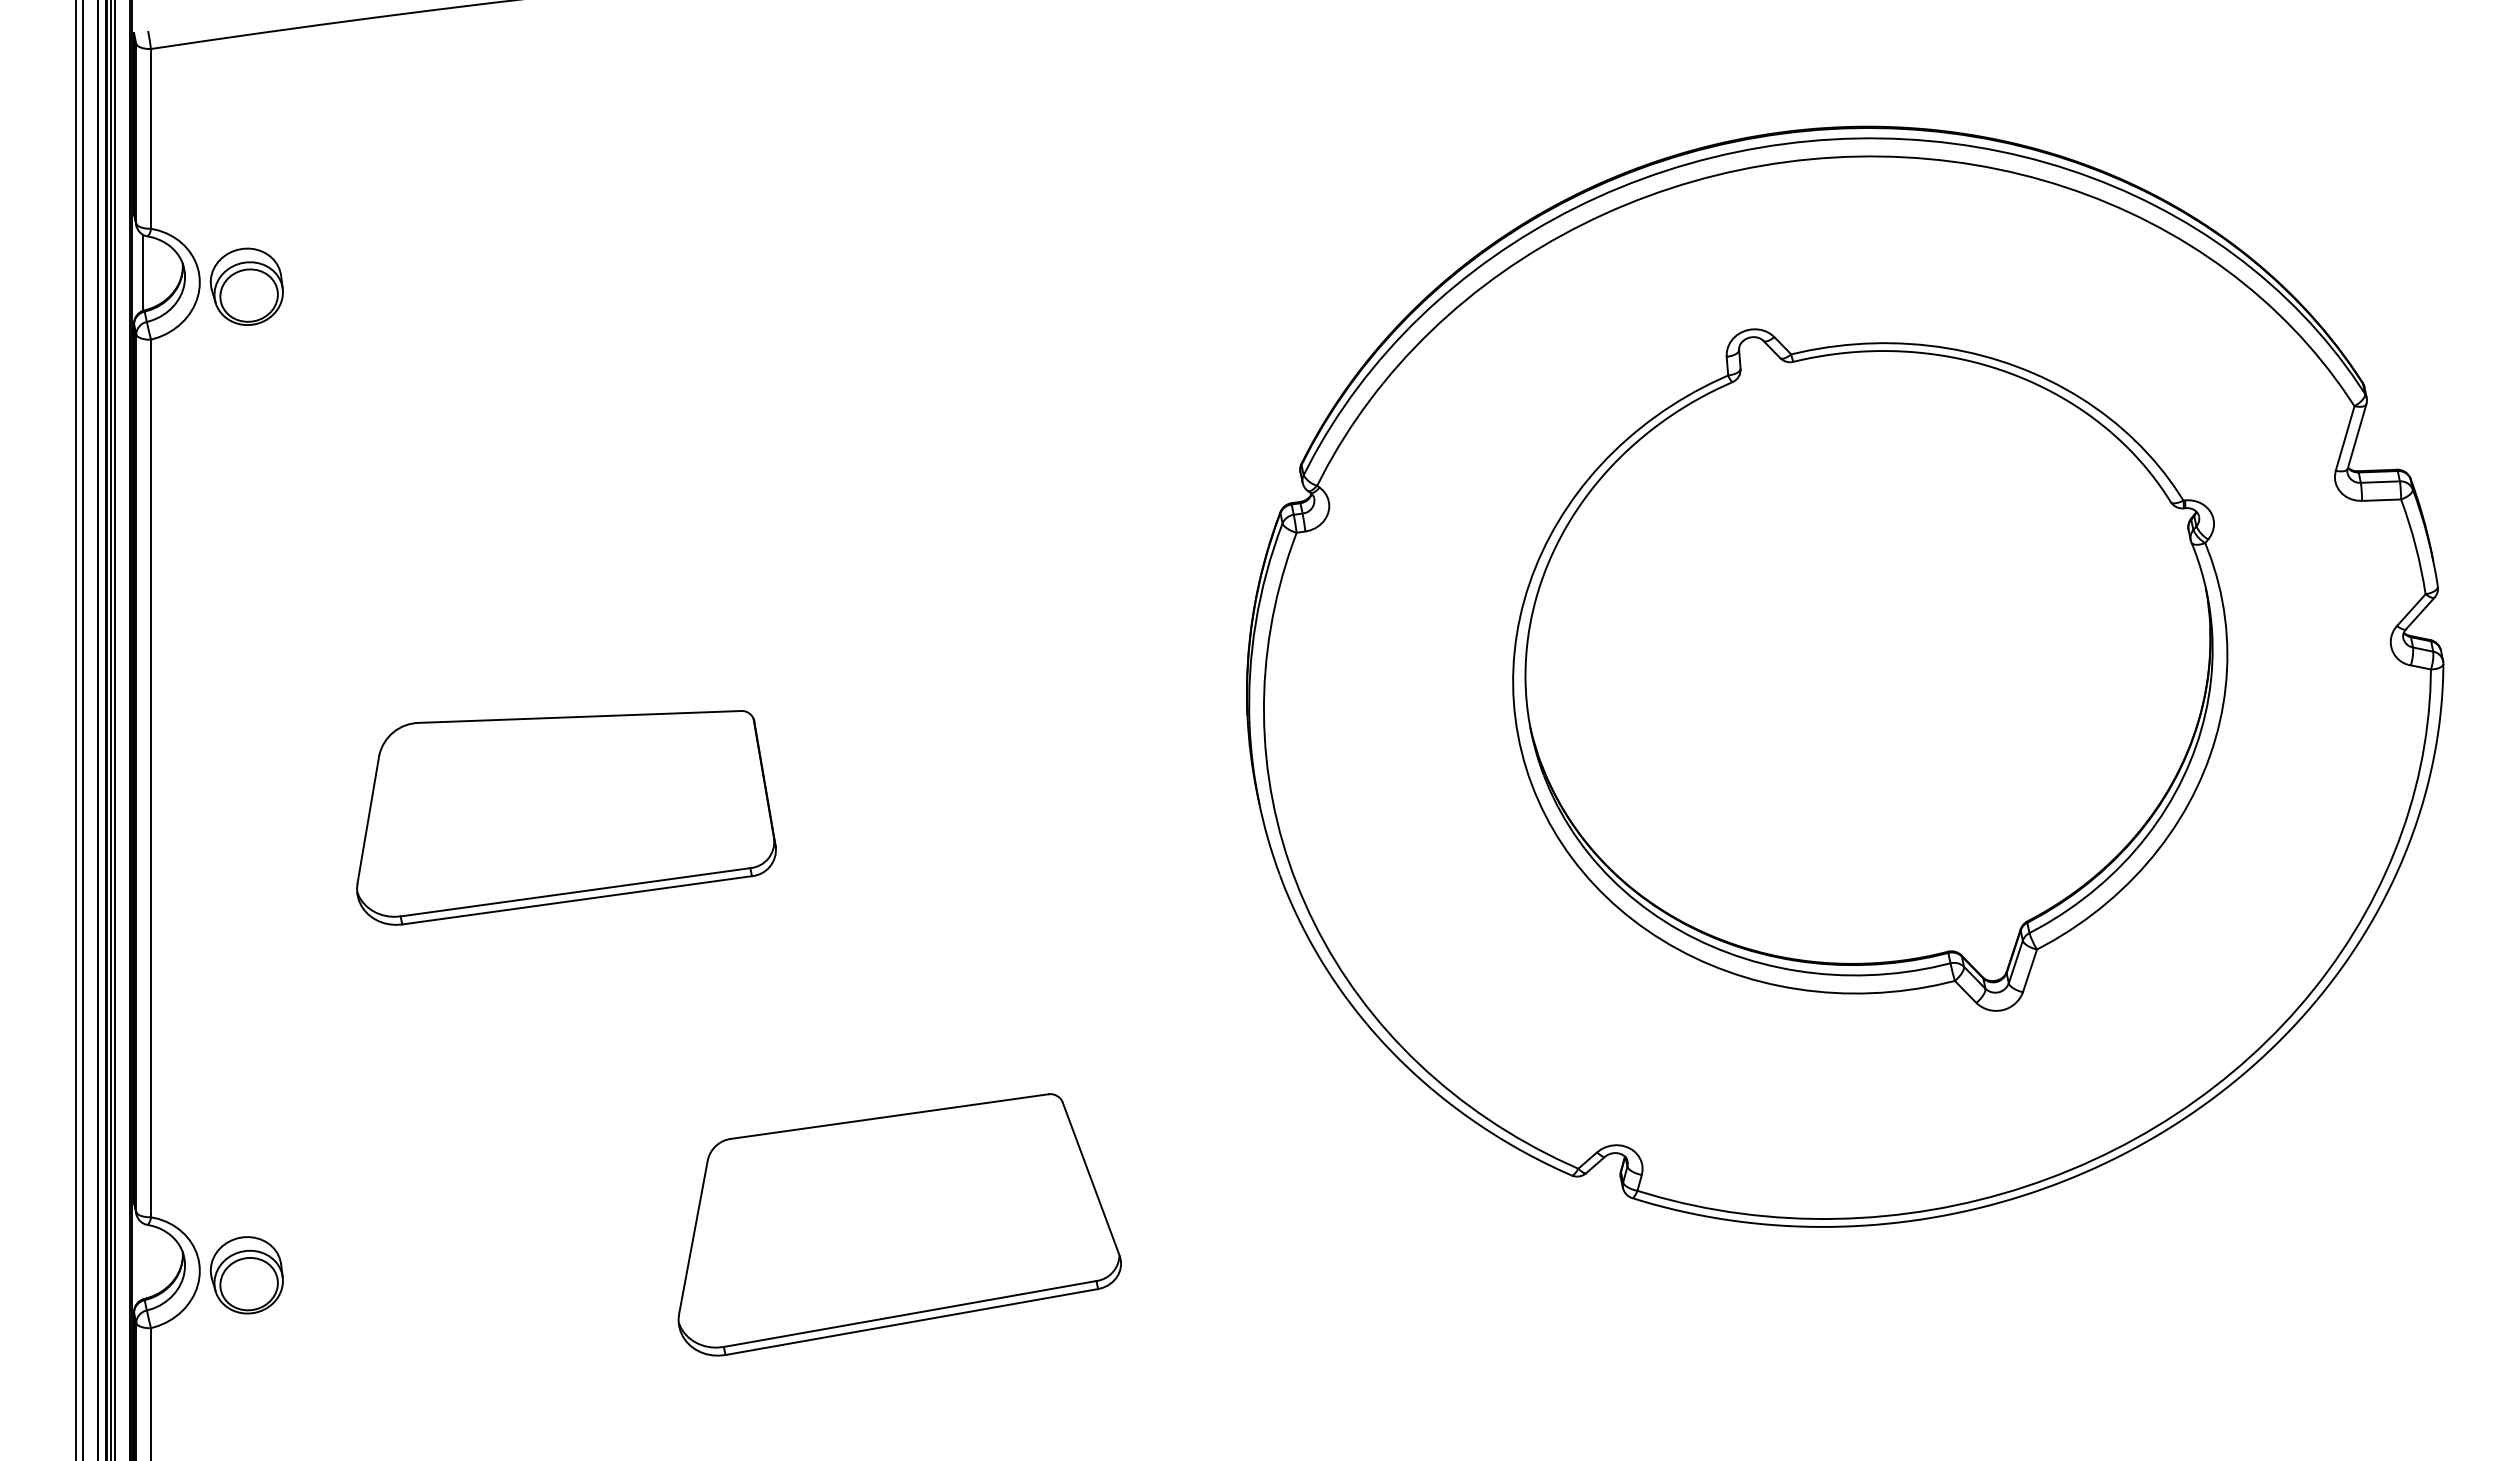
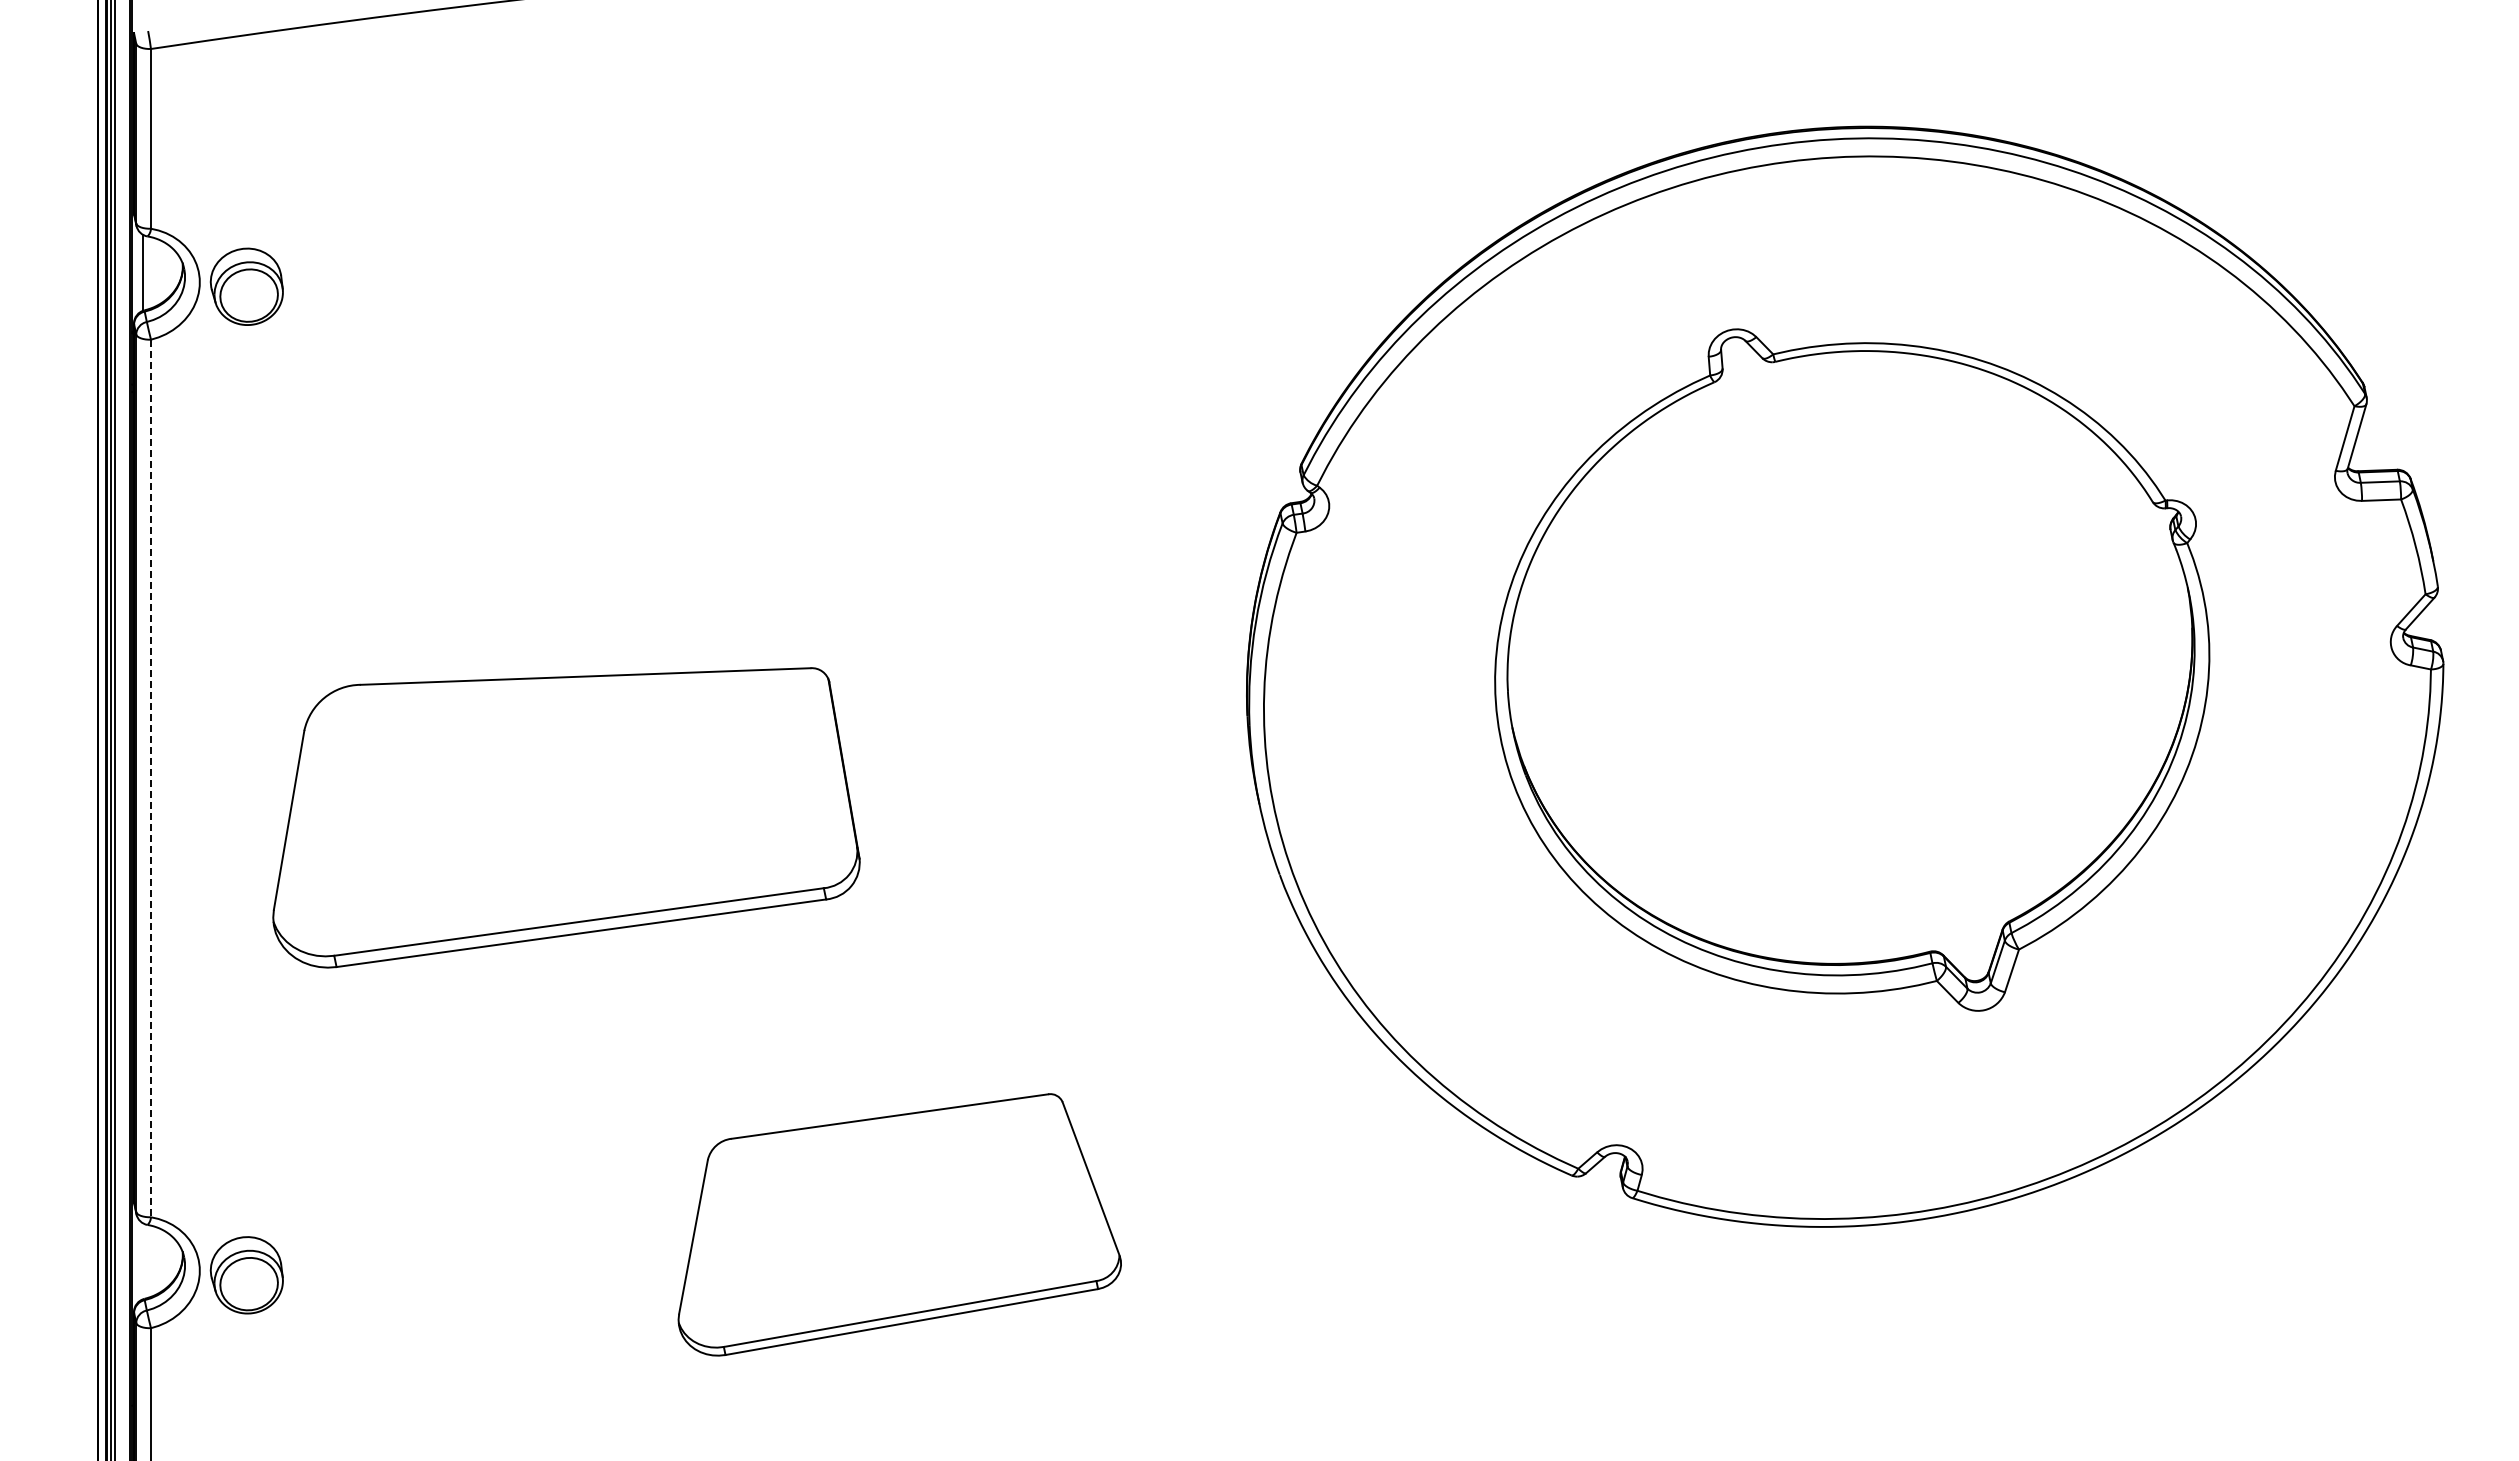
part position: (1870, 669) -> (1852, 669) (1852, 669)
line: present -> none (75, 729)
line: present -> none (82, 729)
line: solid -> dashed (150, 778)
part size: 421x216 px -> 589x302 px (566, 817)
